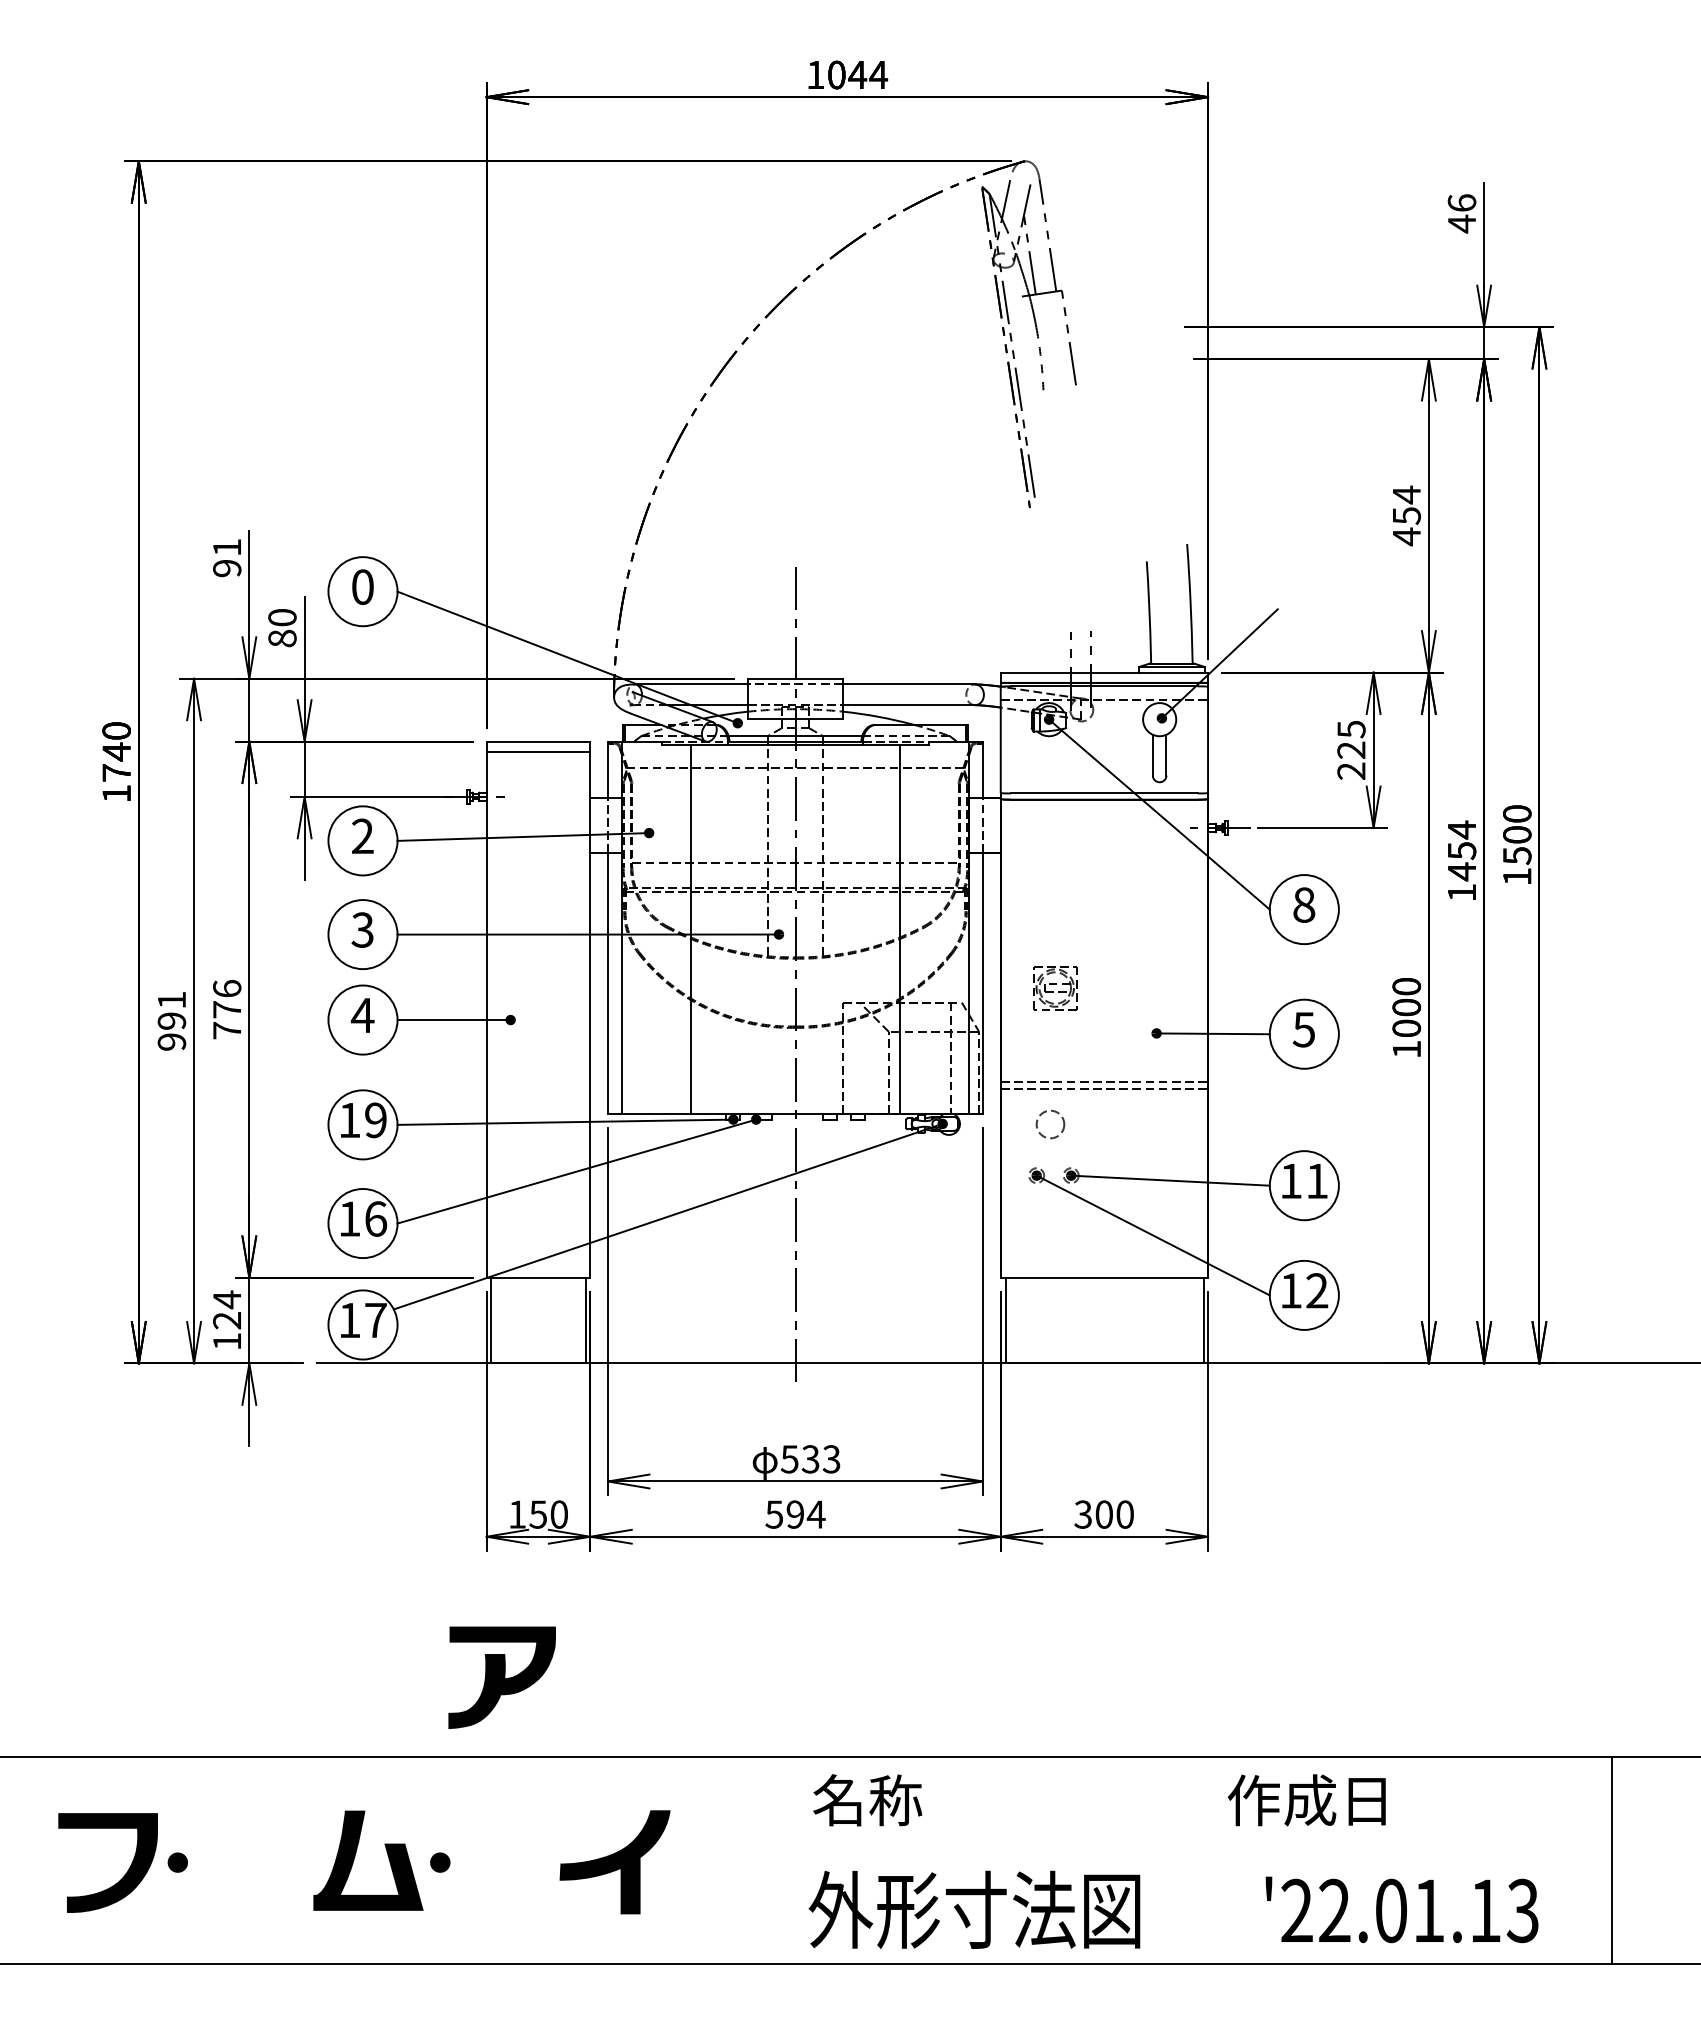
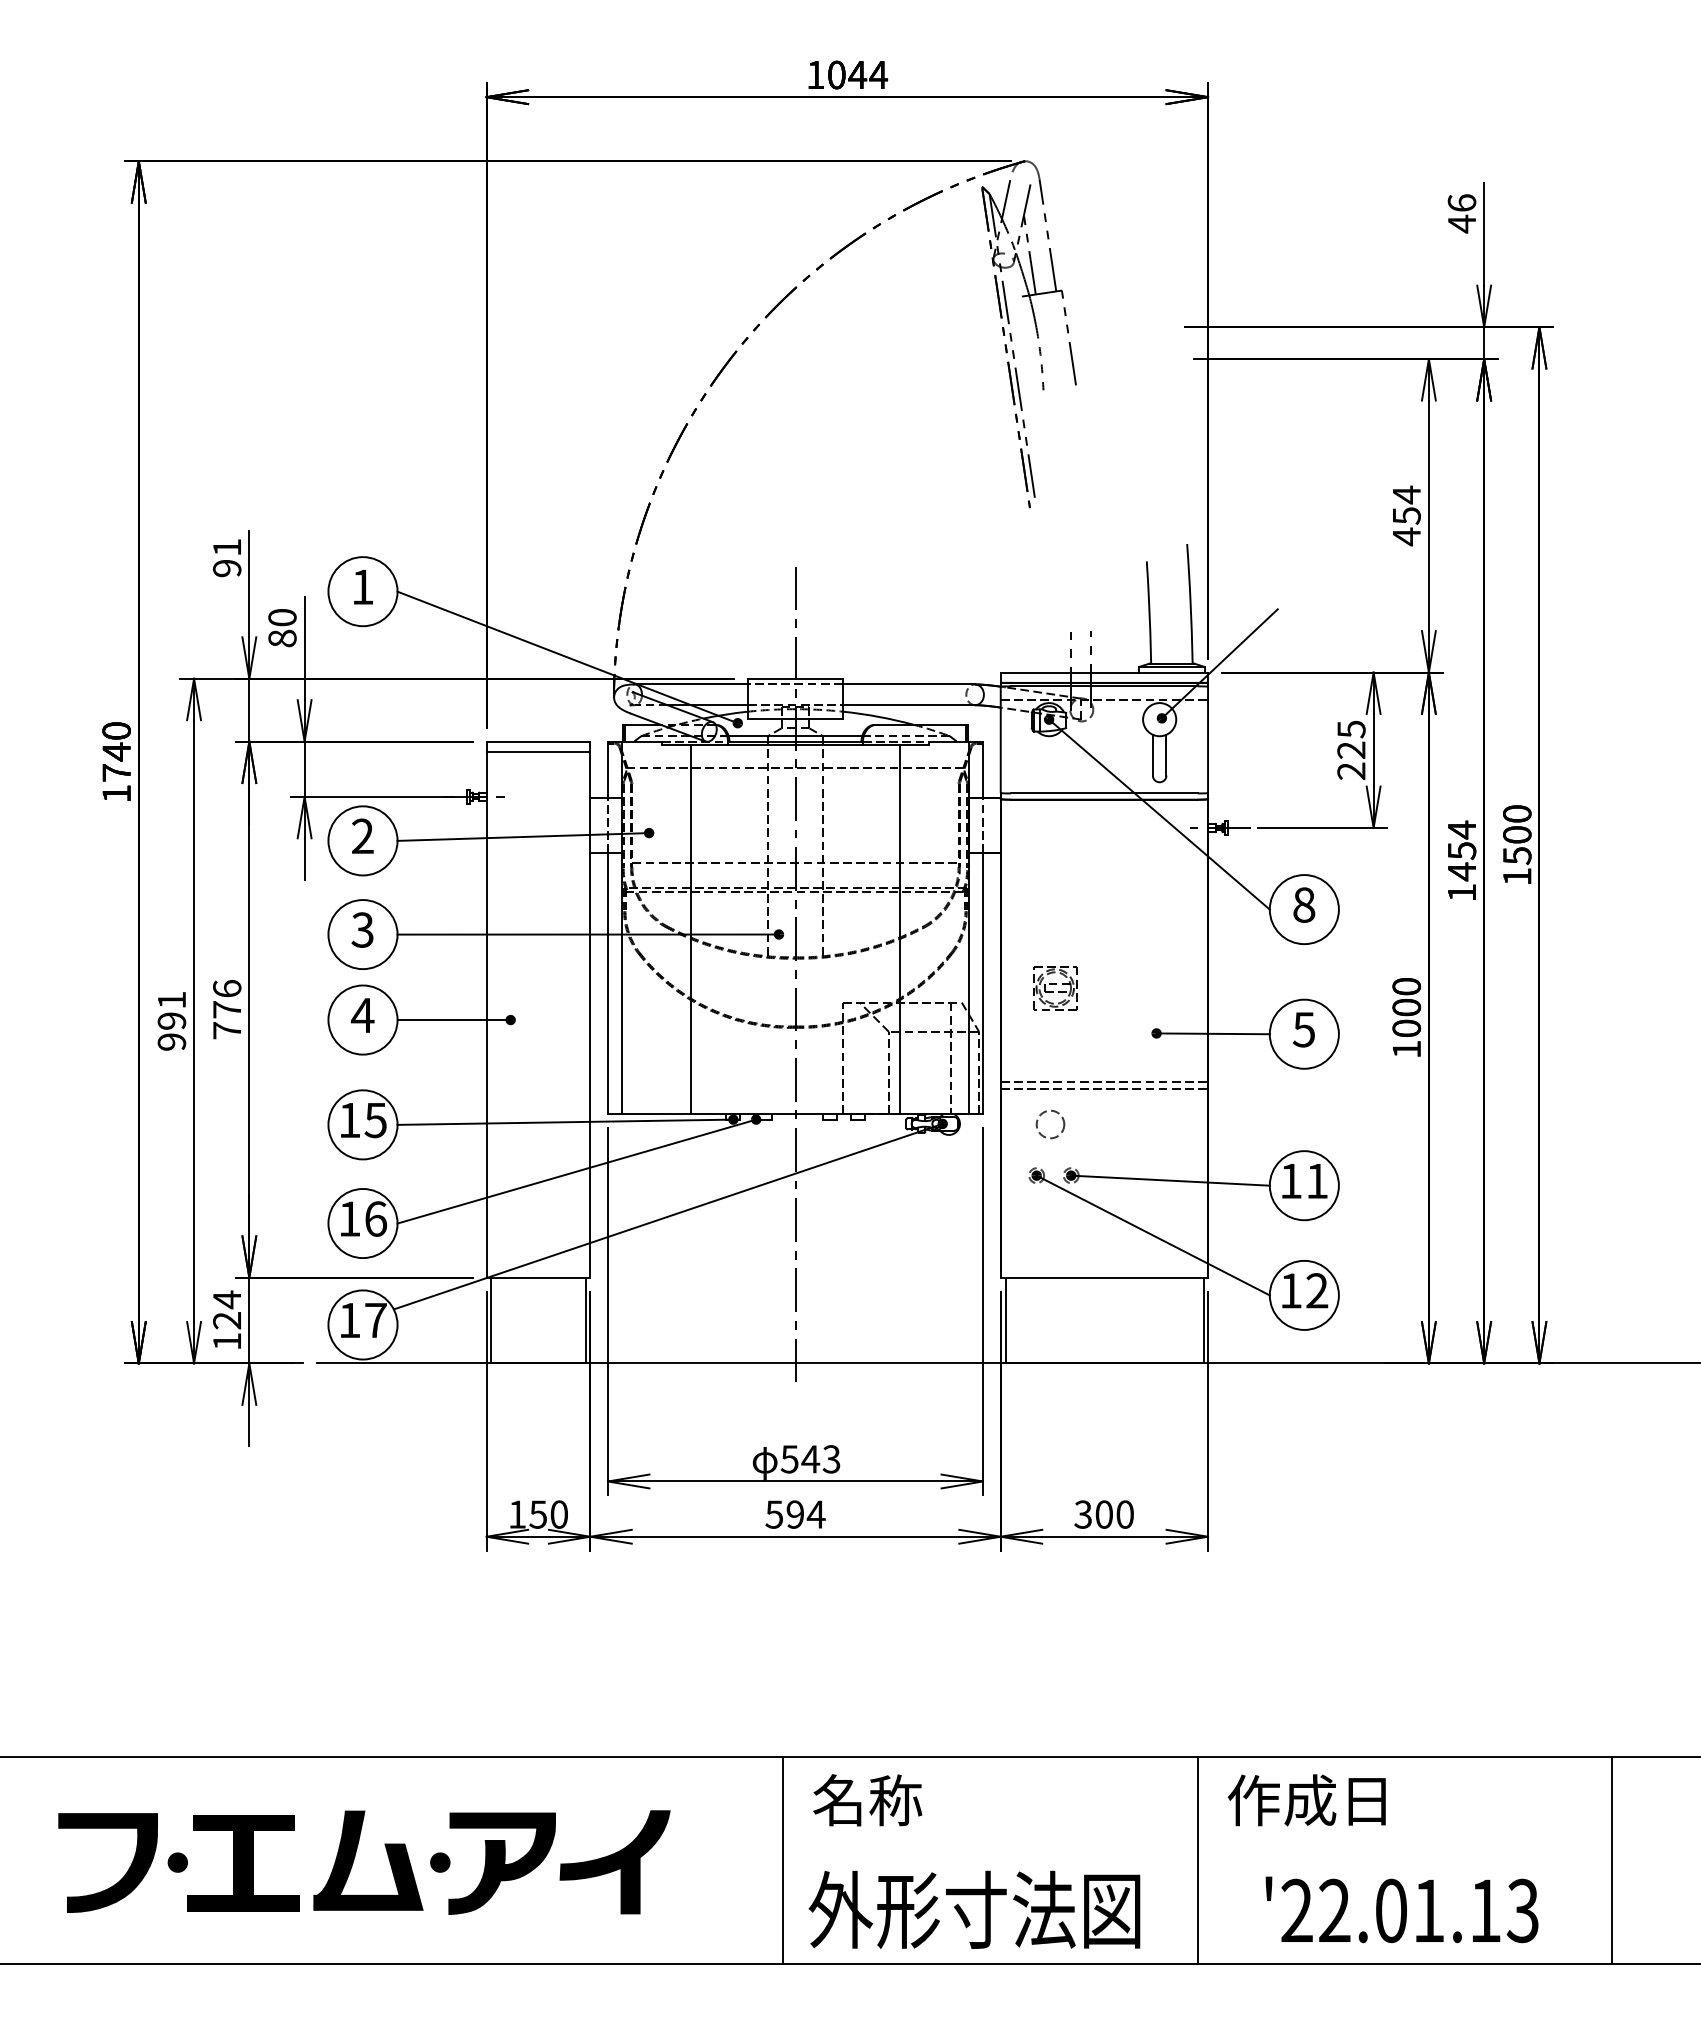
text: 0 -> 1 (362, 586)
text: 19 -> 15 (375, 1120)
text: 533 -> 543 (810, 1459)
part position: (501, 1677) -> (501, 1863) (501, 1863)
line: none -> present (783, 1860)
line: none -> present (1197, 1860)
part: none -> present (243, 1863)
